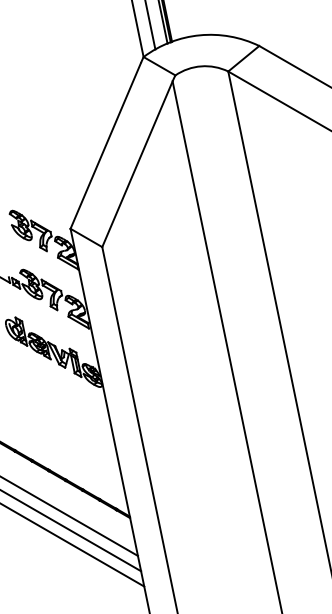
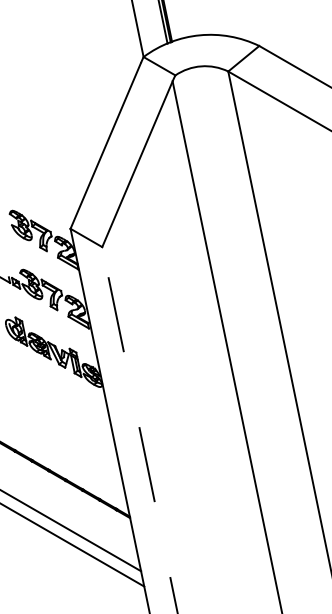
line: present -> none (150, 25)
line: solid -> dashed (139, 430)
line: present -> none (69, 516)
